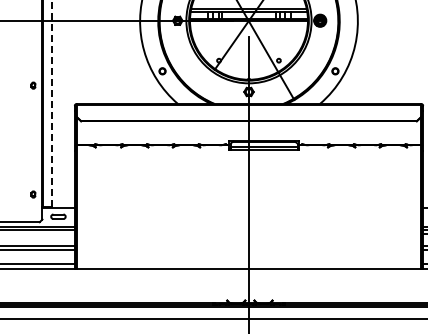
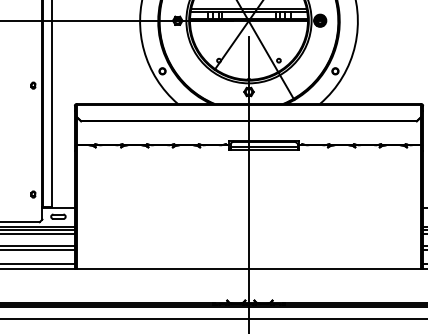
line: dashed -> solid (51, 103)
line: none -> present (38, 234)
